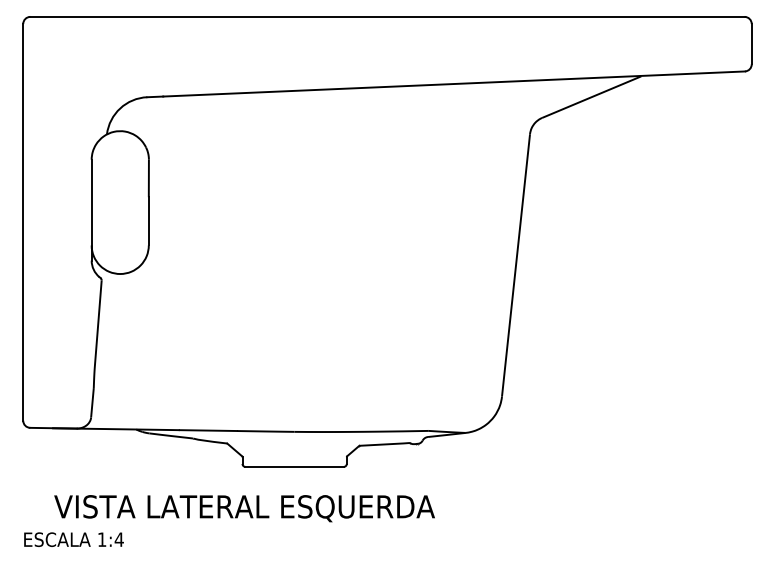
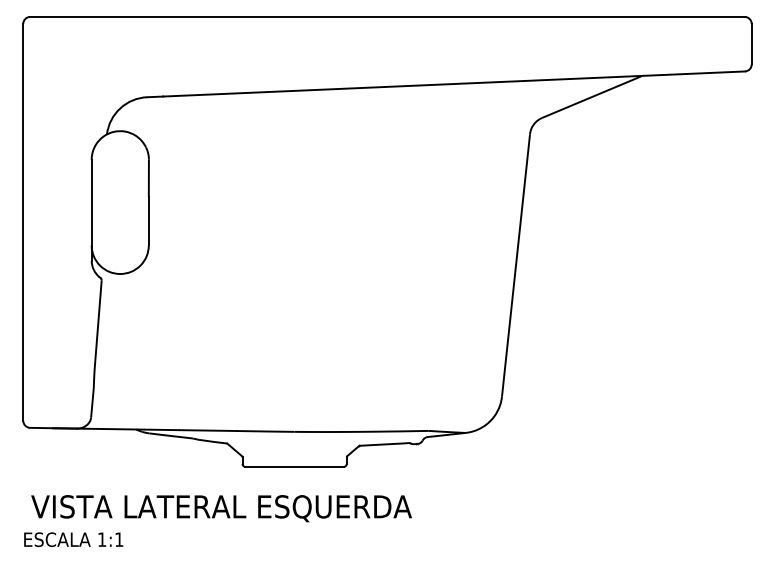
text position: (244, 508) -> (221, 508) (221, 508)
text: 1:4 -> 1:1 (118, 539)
